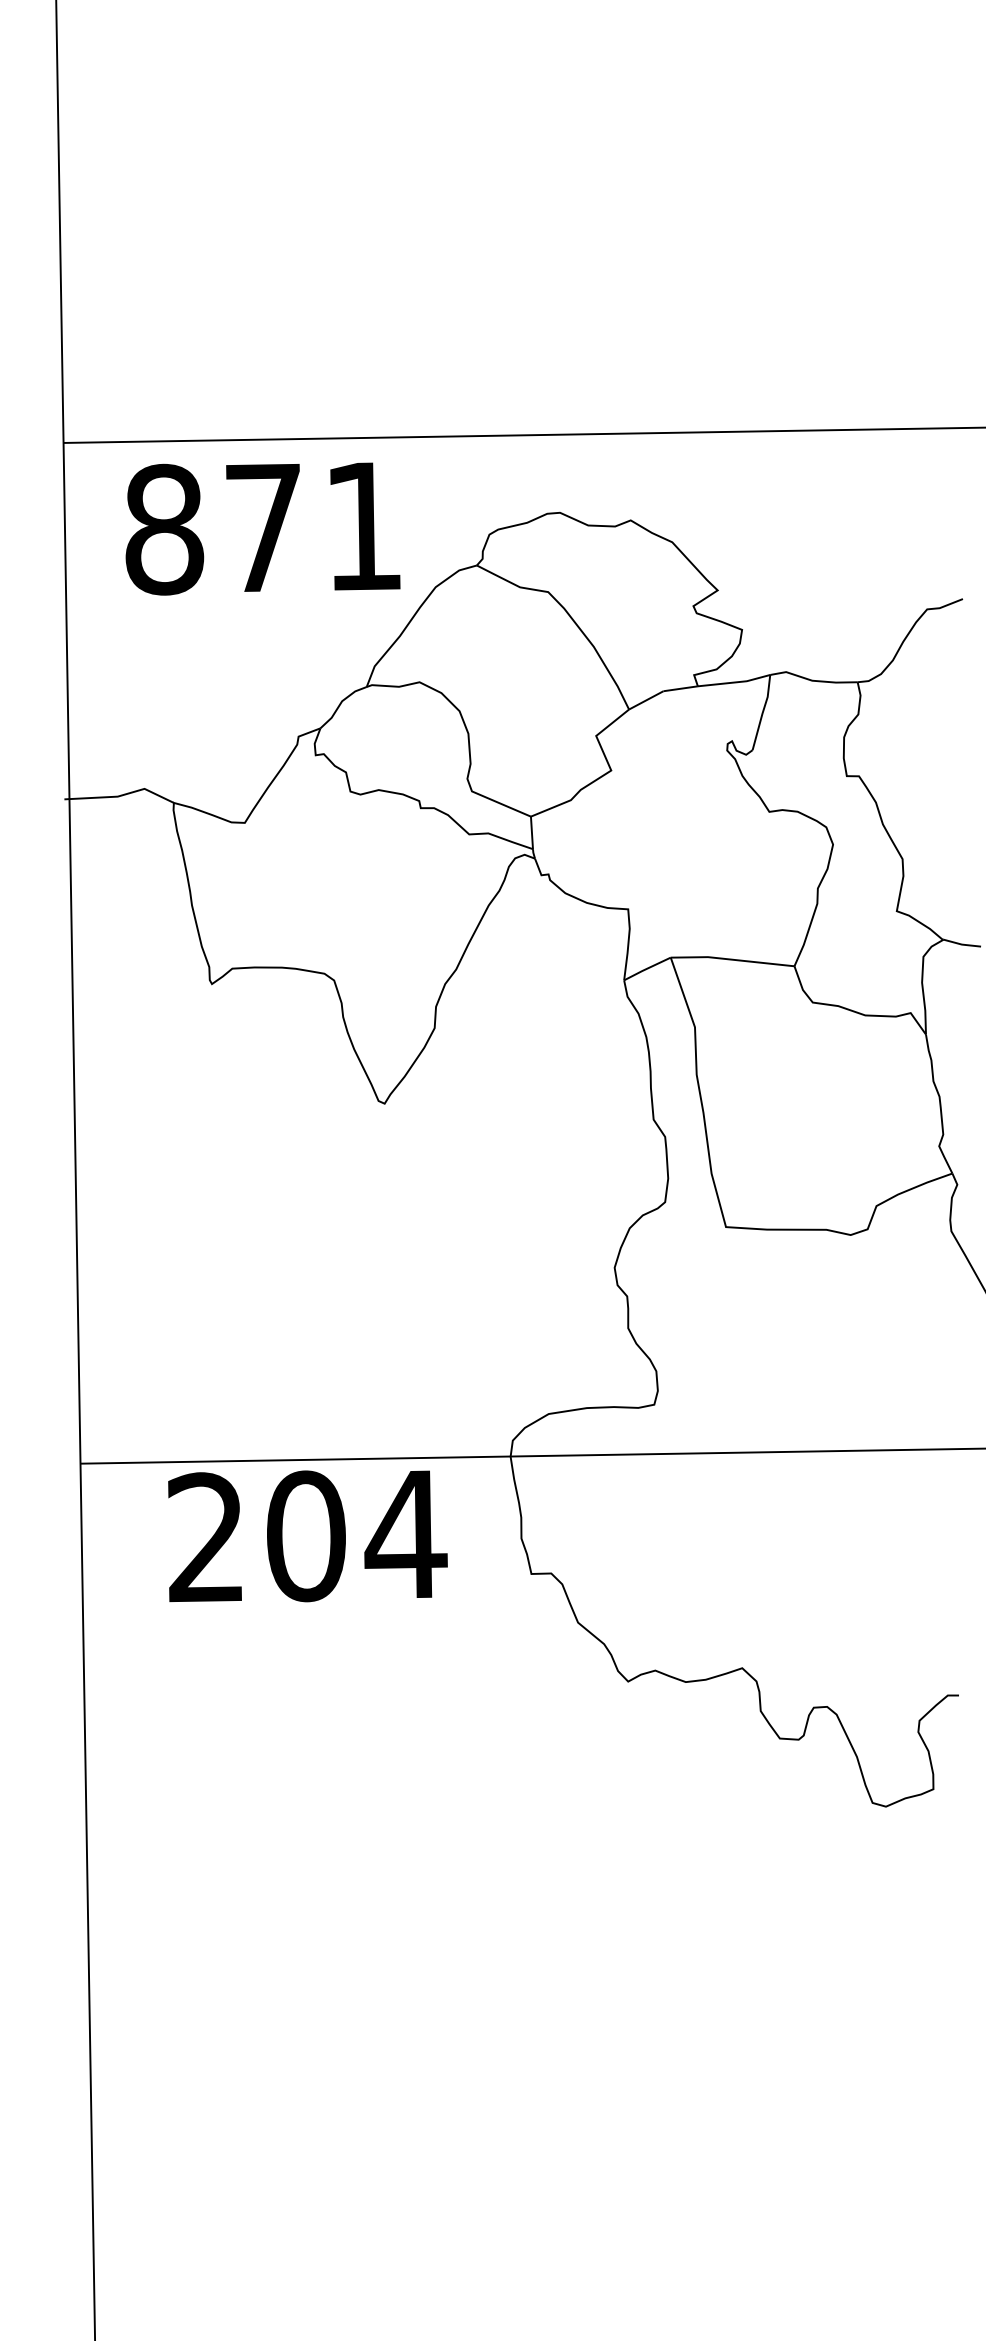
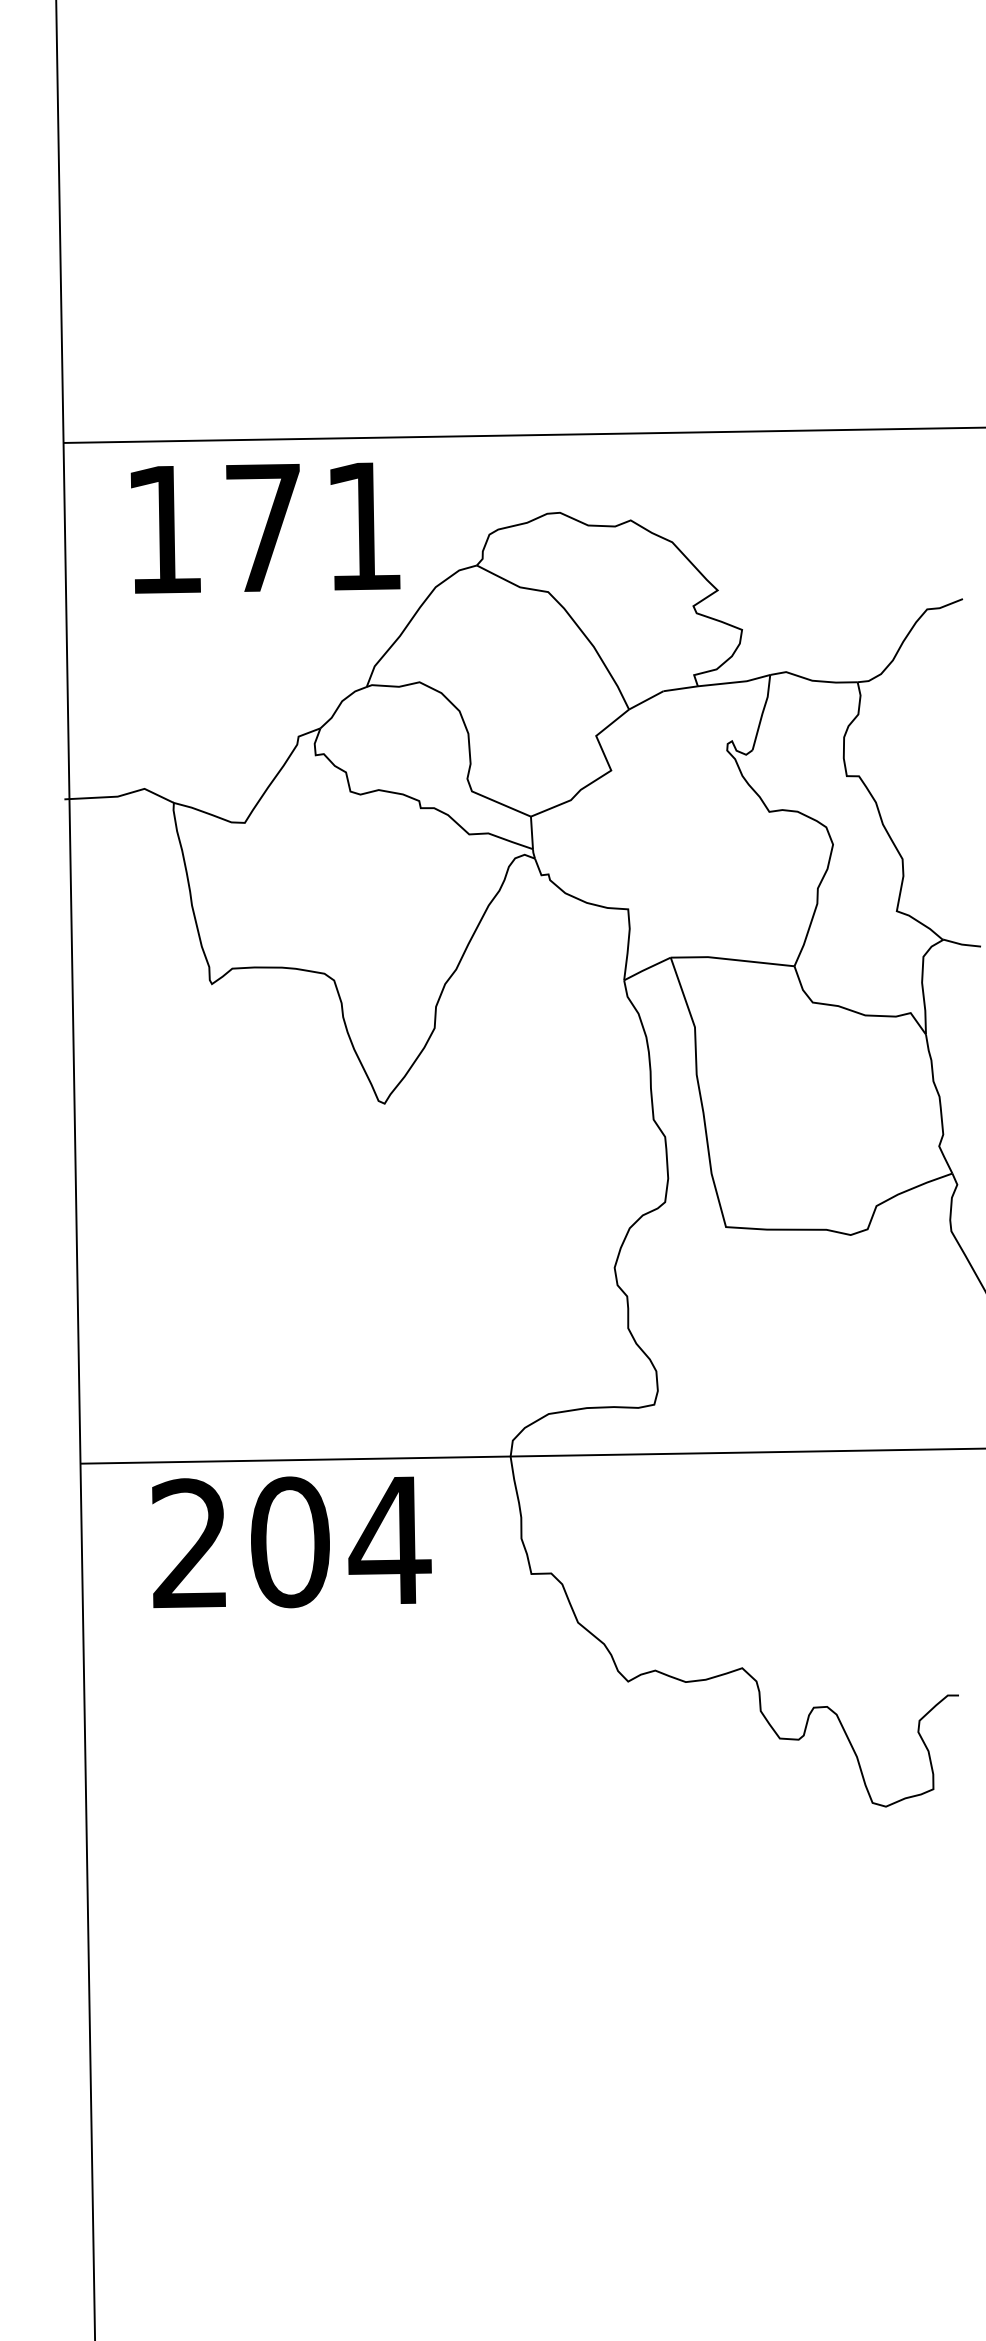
text: 871 -> 171 (164, 529)
text position: (307, 1536) -> (291, 1542) (291, 1542)
